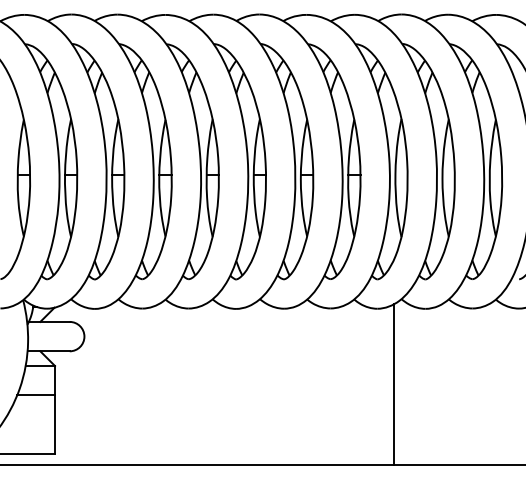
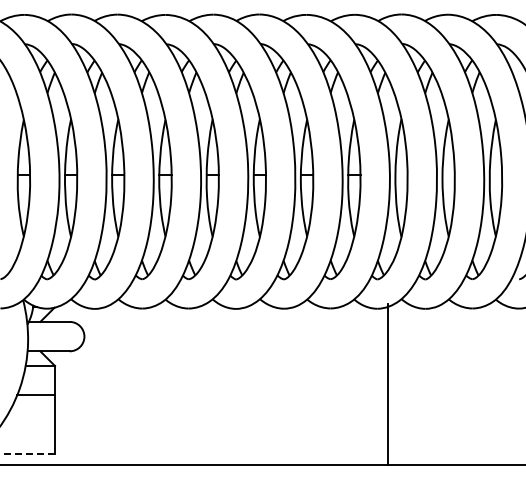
line position: (394, 384) -> (388, 384) (388, 384)
line: solid -> dashed (27, 454)
